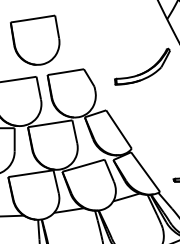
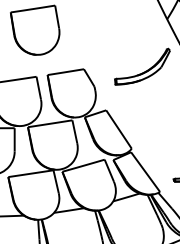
part position: (35, 39) -> (35, 29) (35, 29)
